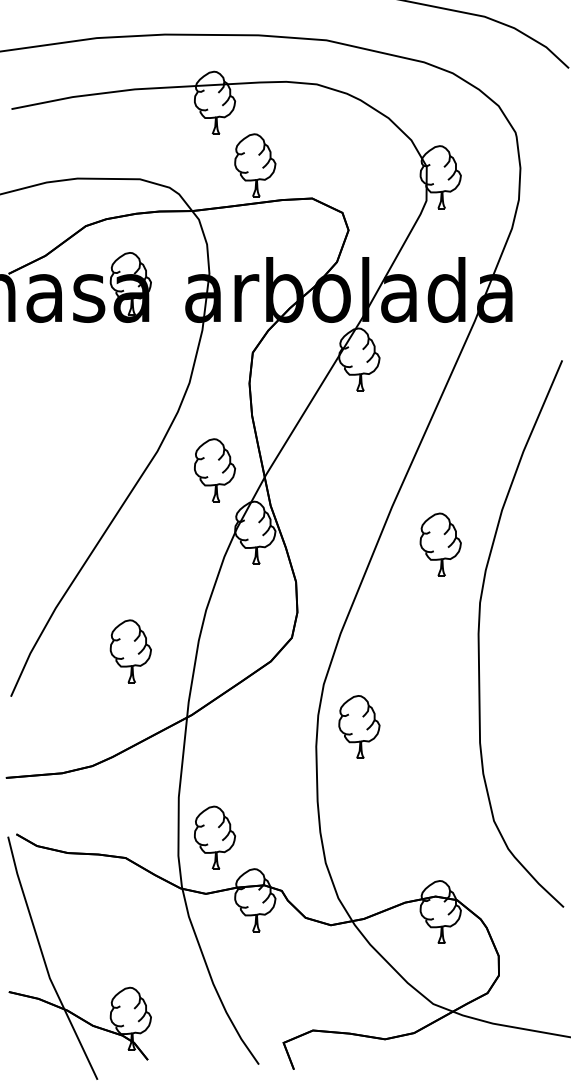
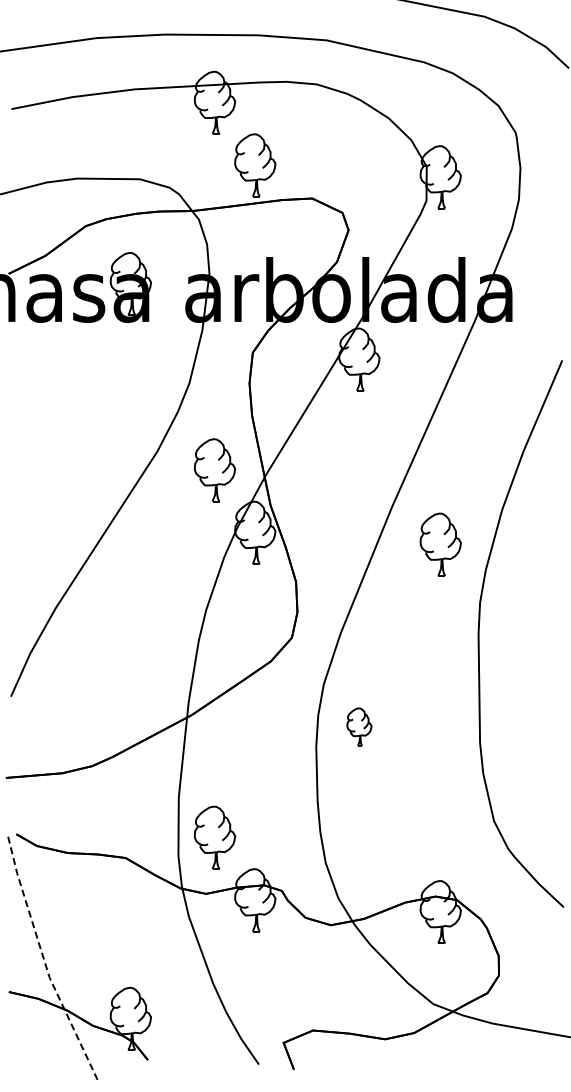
part: present -> none (130, 651)
part size: 43x64 px -> 27x40 px (359, 726)
line: solid -> dashed (44, 961)
